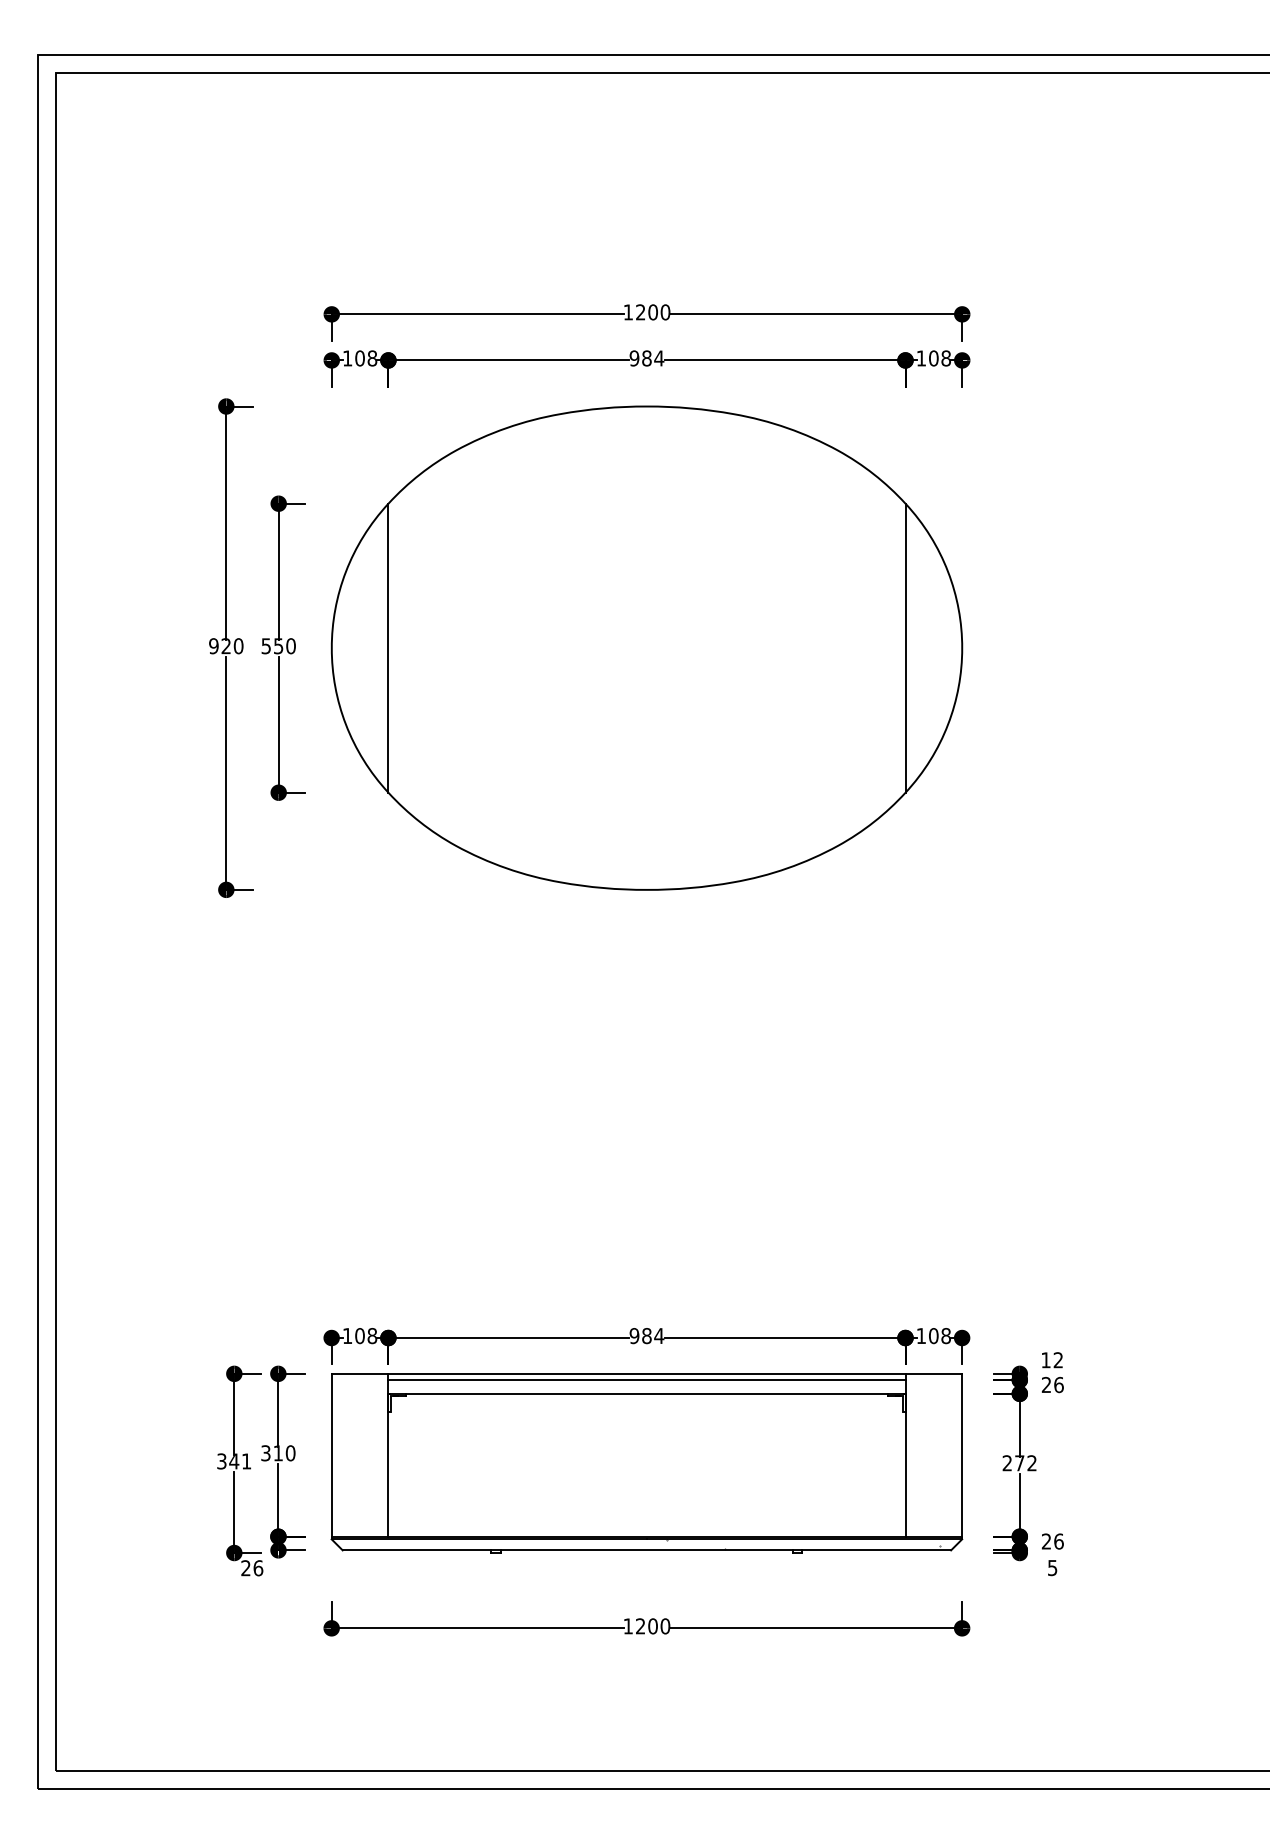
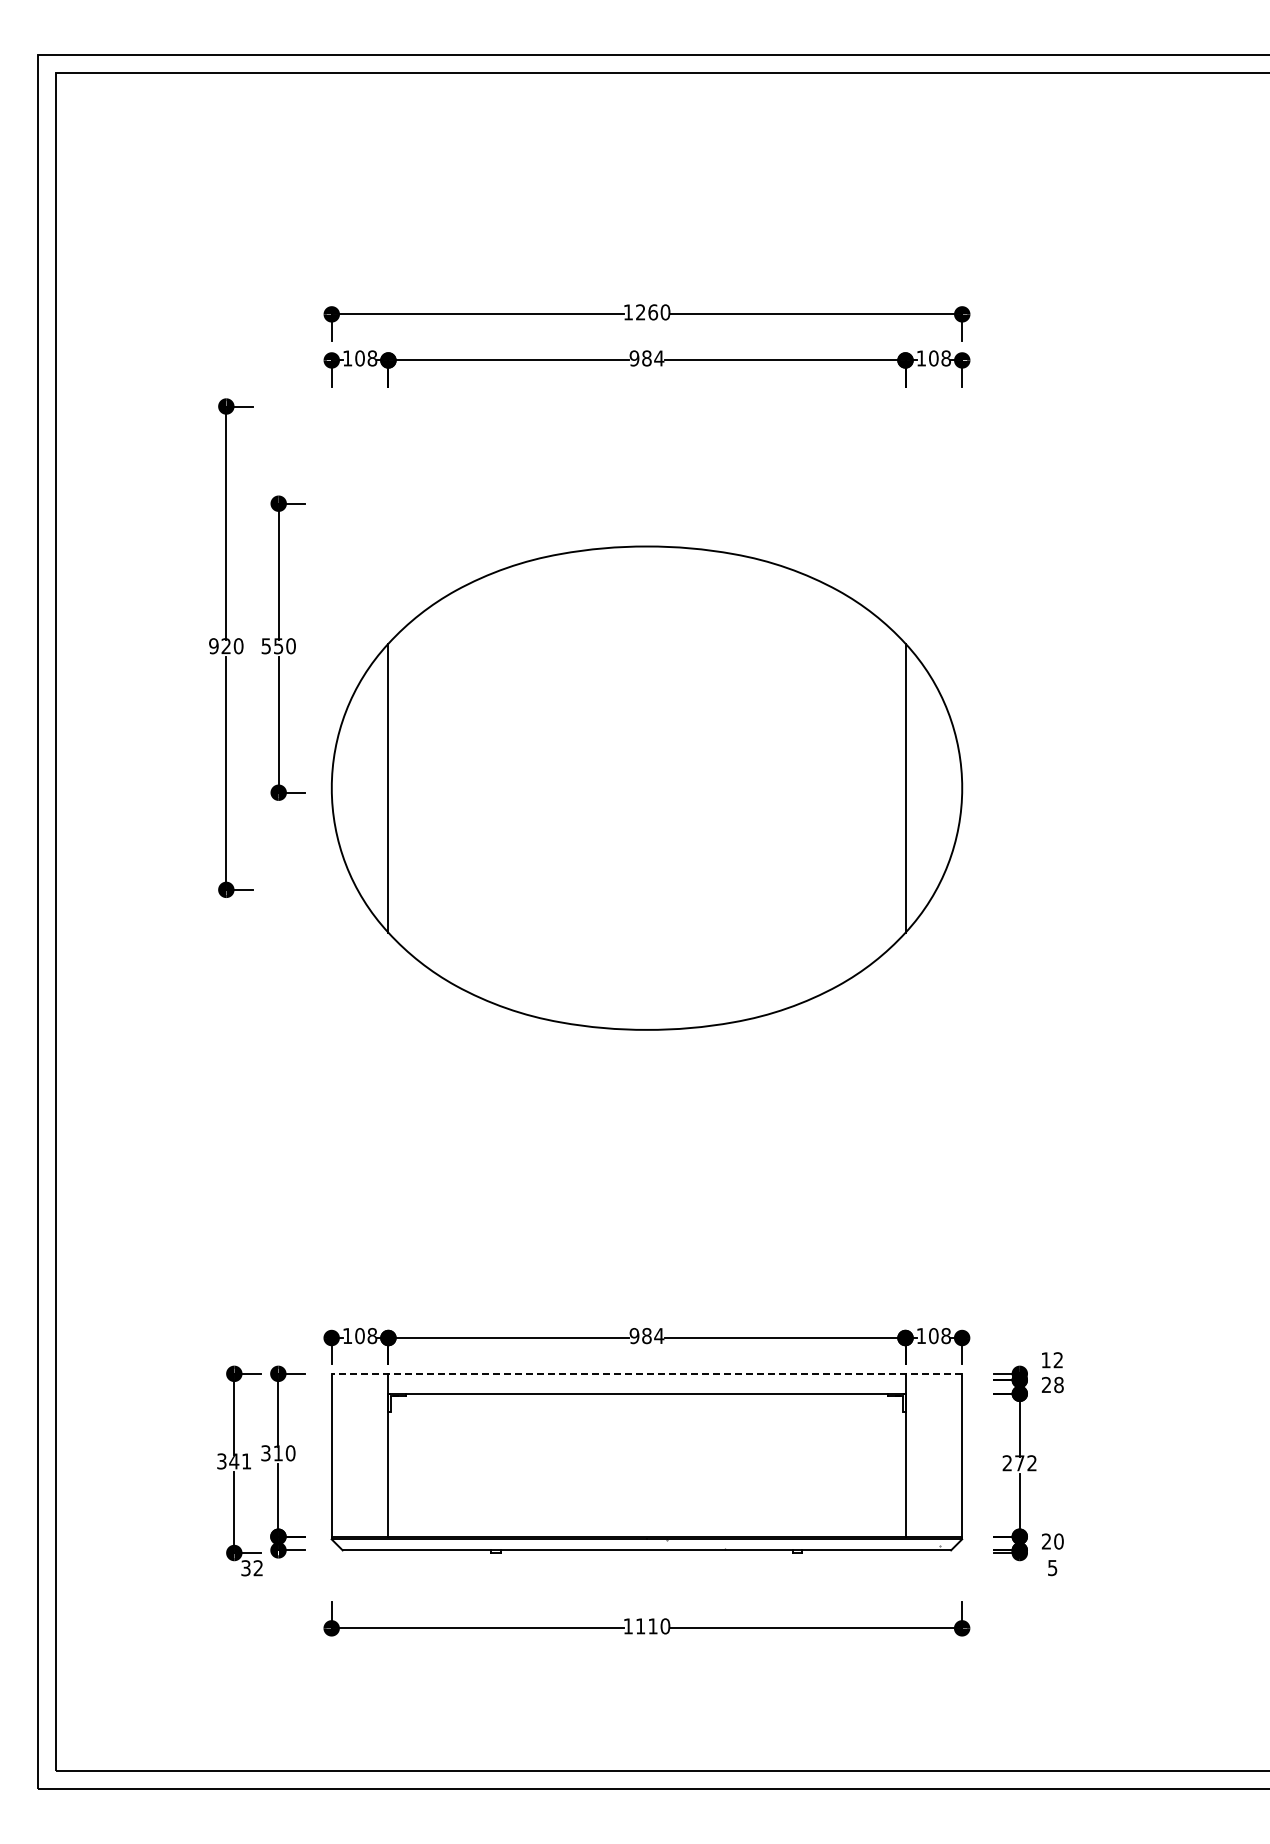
text: 1200 -> 1260 (653, 312)
part position: (646, 647) -> (646, 787) (646, 787)
line: solid -> dashed (646, 1373)
line: present -> none (646, 1380)
text: 26 -> 28 (1058, 1384)
text: 26 -> 20 (1058, 1541)
text: 26 -> 32 (252, 1568)
text: 1200 -> 1110 (646, 1626)
